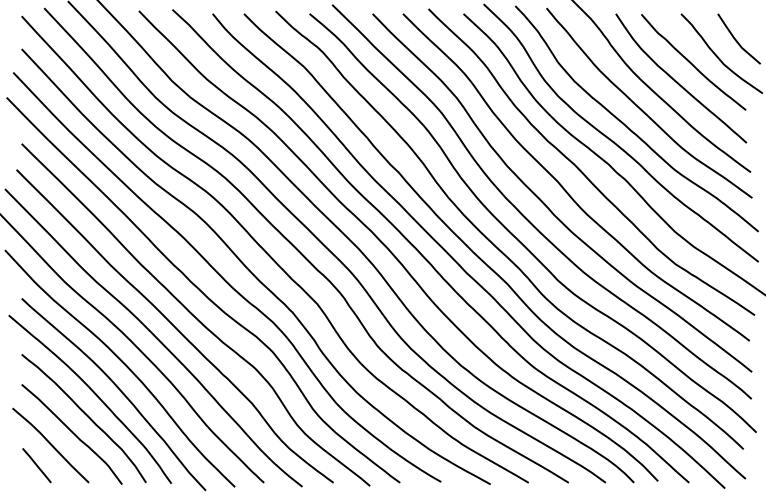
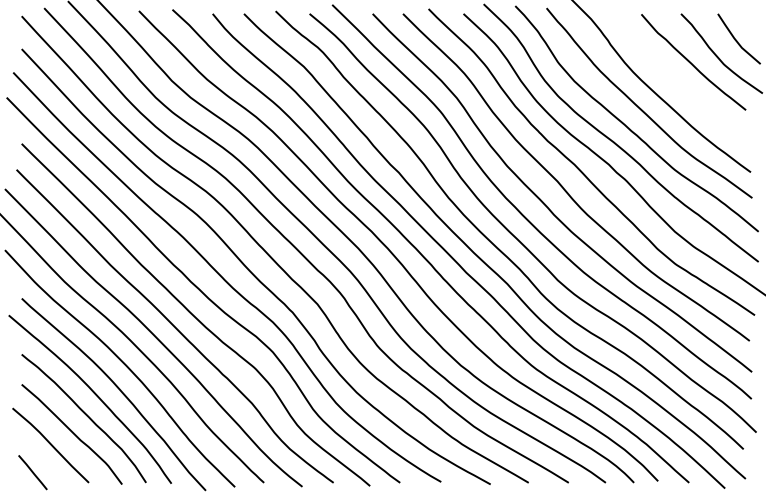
curve: present -> none (677, 81)
line position: (36, 465) -> (32, 472) (32, 472)
